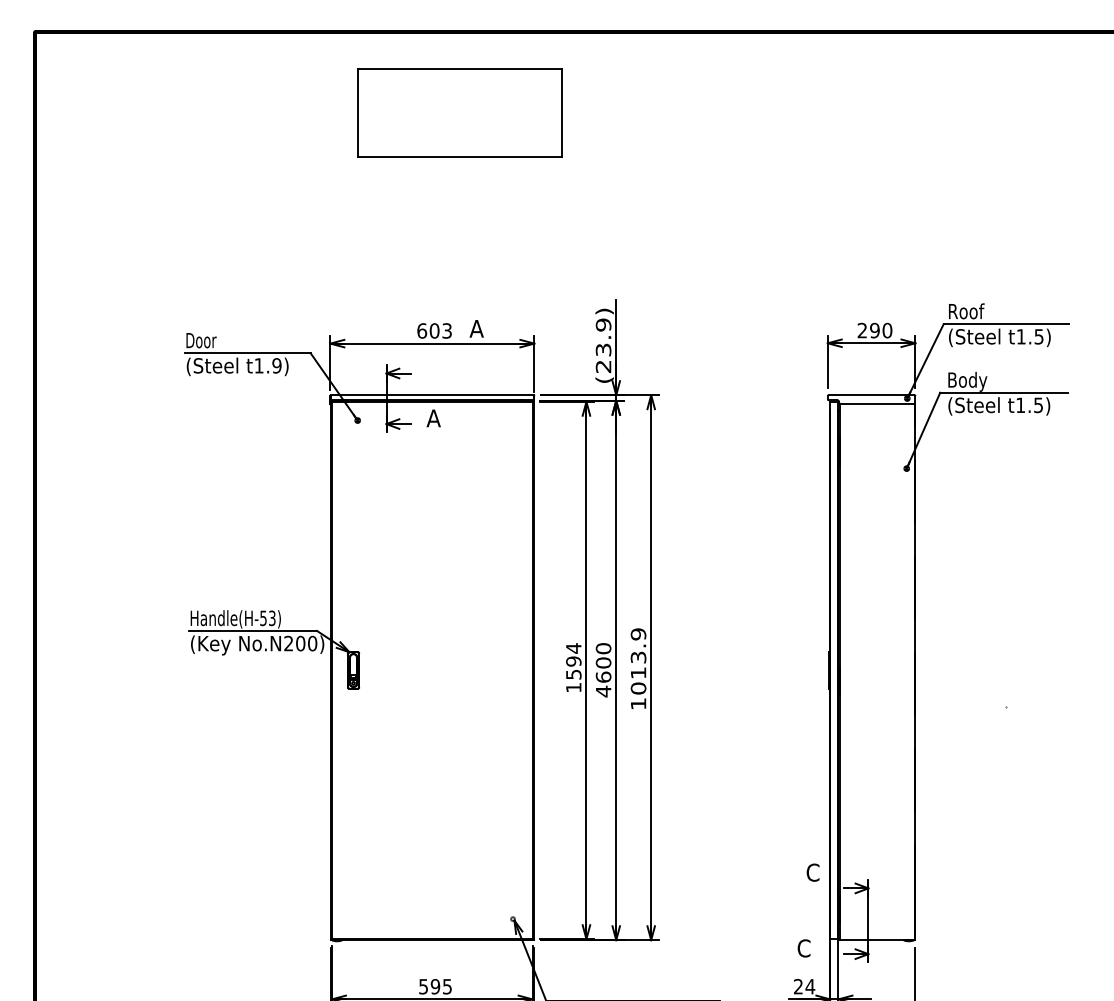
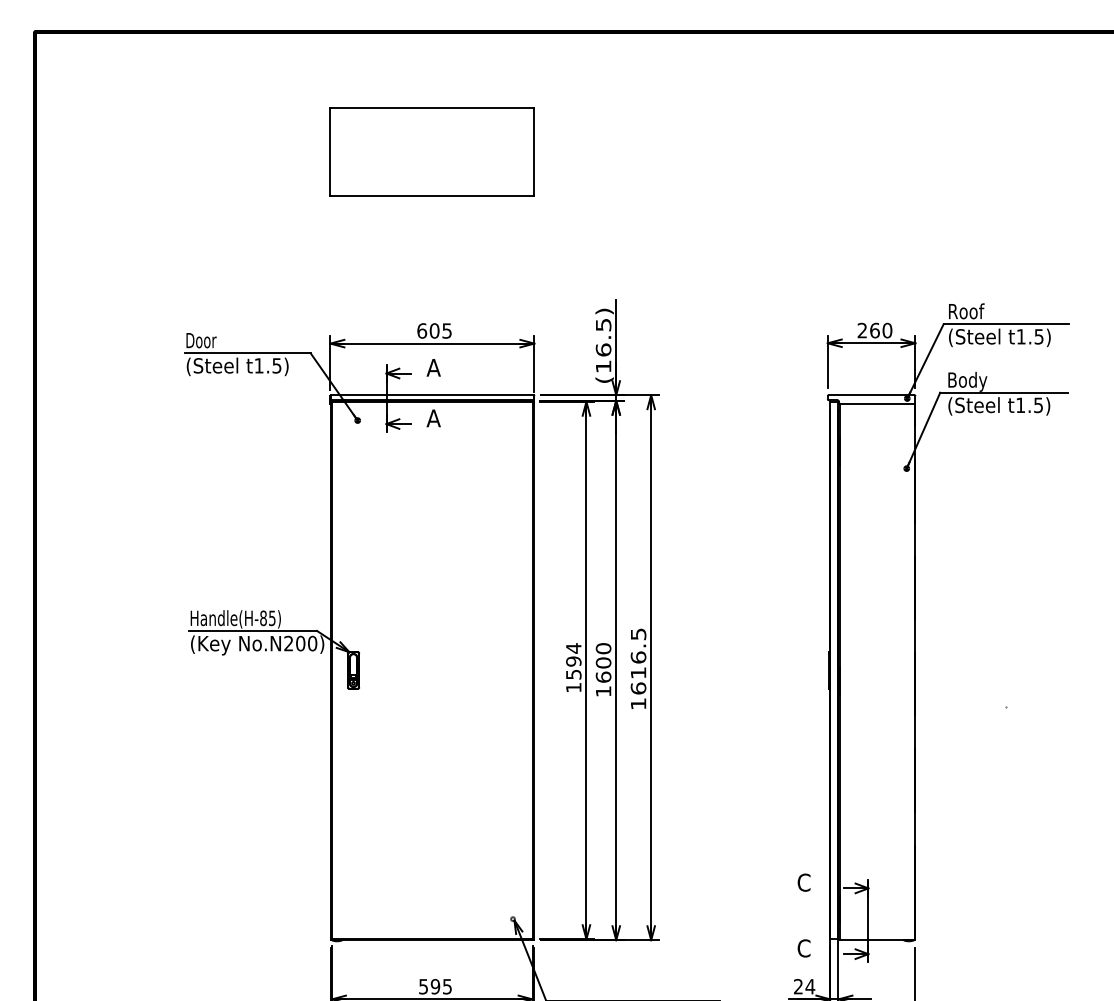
part position: (459, 112) -> (431, 151) (431, 151)
text position: (476, 328) -> (433, 367) (433, 367)
text: 603 -> 605 (446, 330)
text: 290 -> 260 (874, 330)
text: (23.9) -> (16.5) (603, 345)
text: t1.9) -> t1.5) (276, 365)
text: Handle(H-53) -> Handle(H-85) (267, 618)
text: 1013.9 -> 1616.5 (638, 661)
text: 4600 -> 1600 (603, 691)
text position: (812, 872) -> (803, 882) (803, 882)
